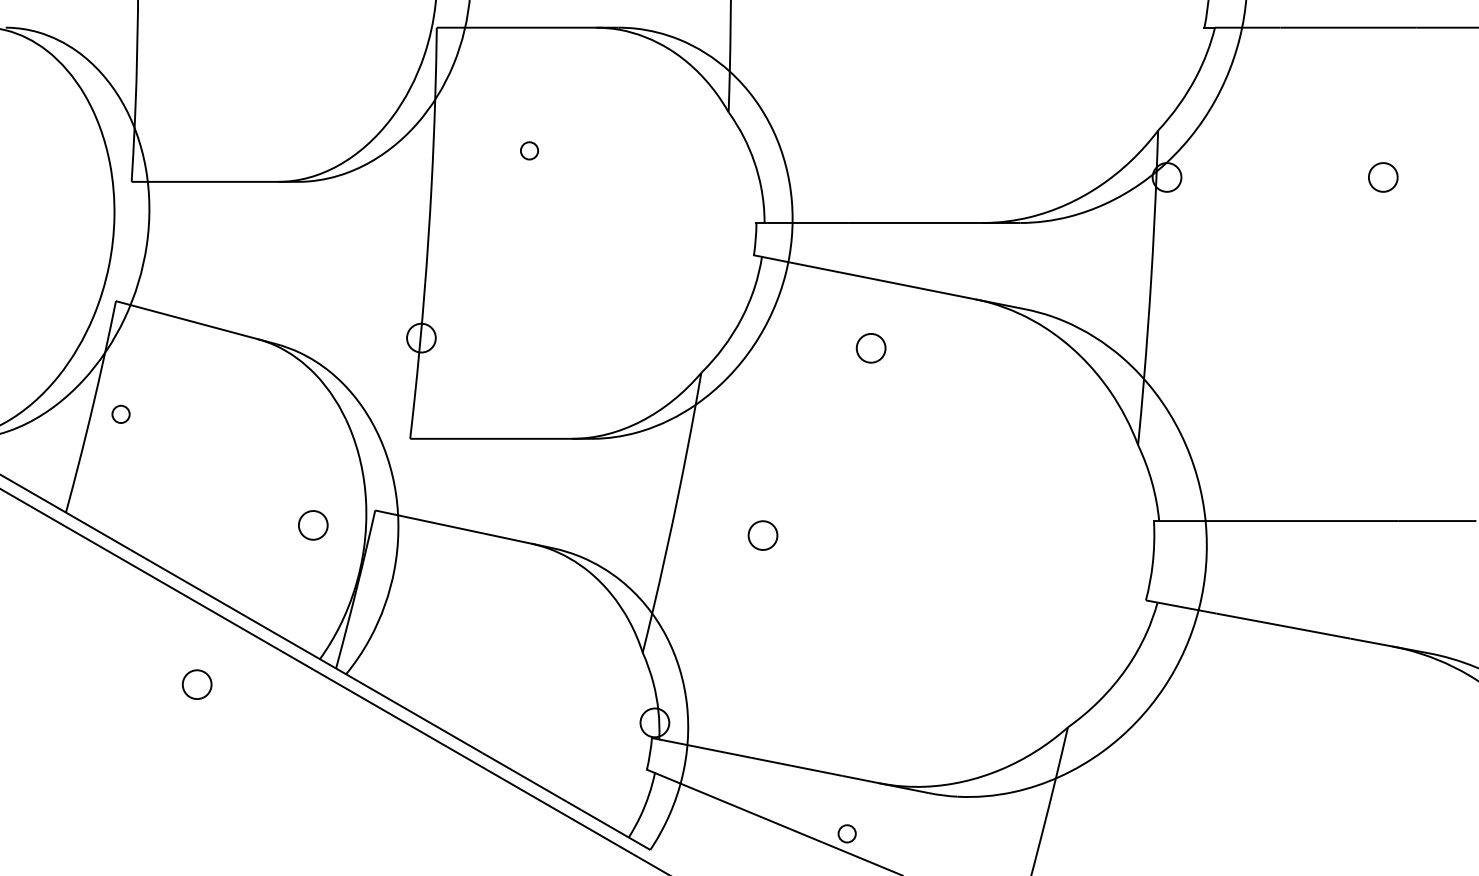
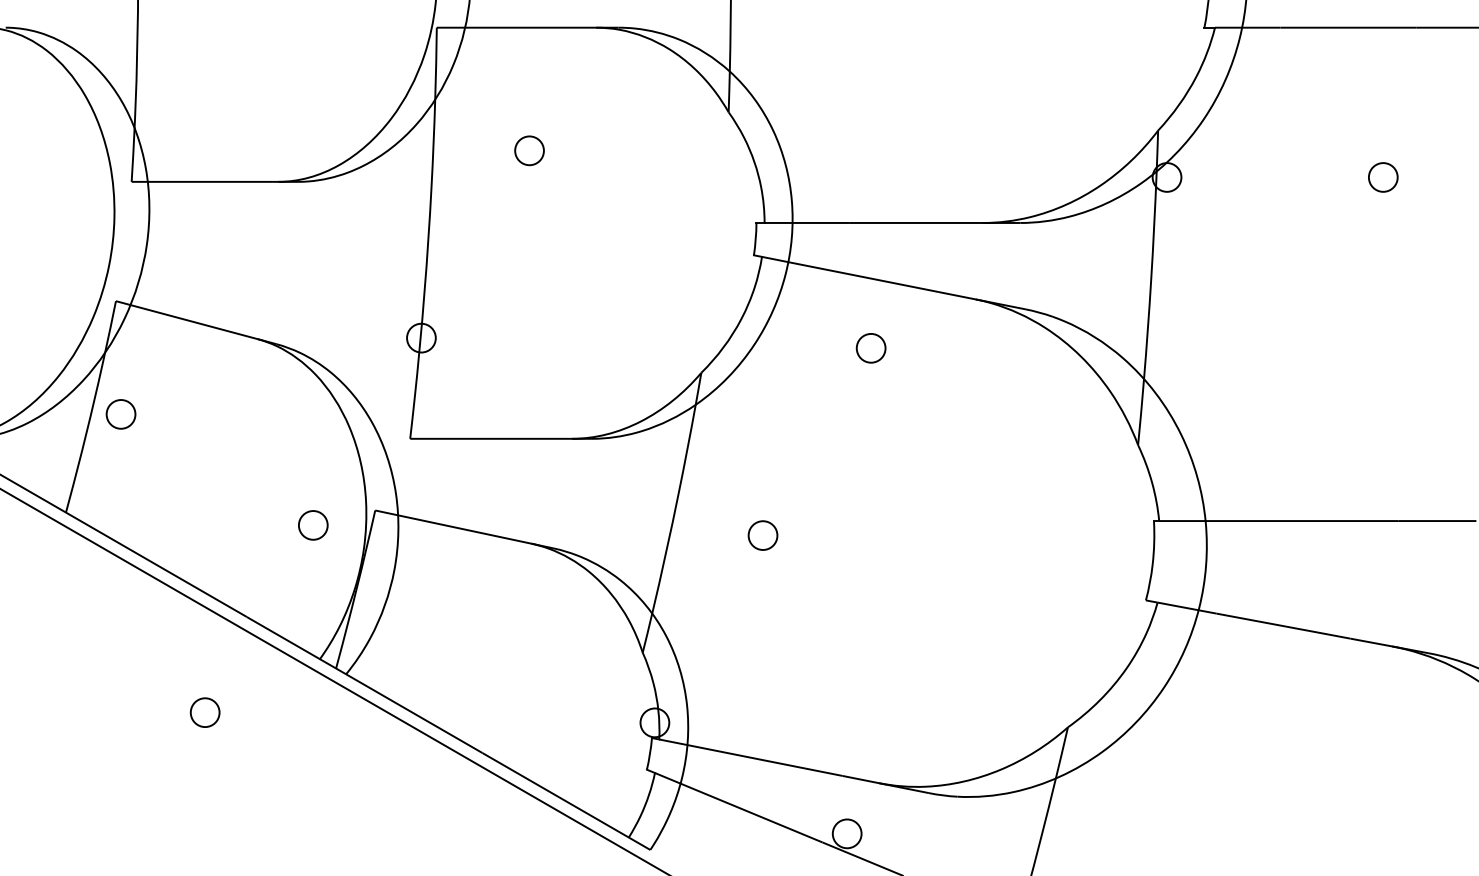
circle size: 19x20 px -> 31x32 px (529, 150)
circle diameter: 17 px -> 29 px (120, 414)
circle position: (196, 684) -> (204, 712) (204, 712)
circle diameter: 17 px -> 29 px (846, 833)
